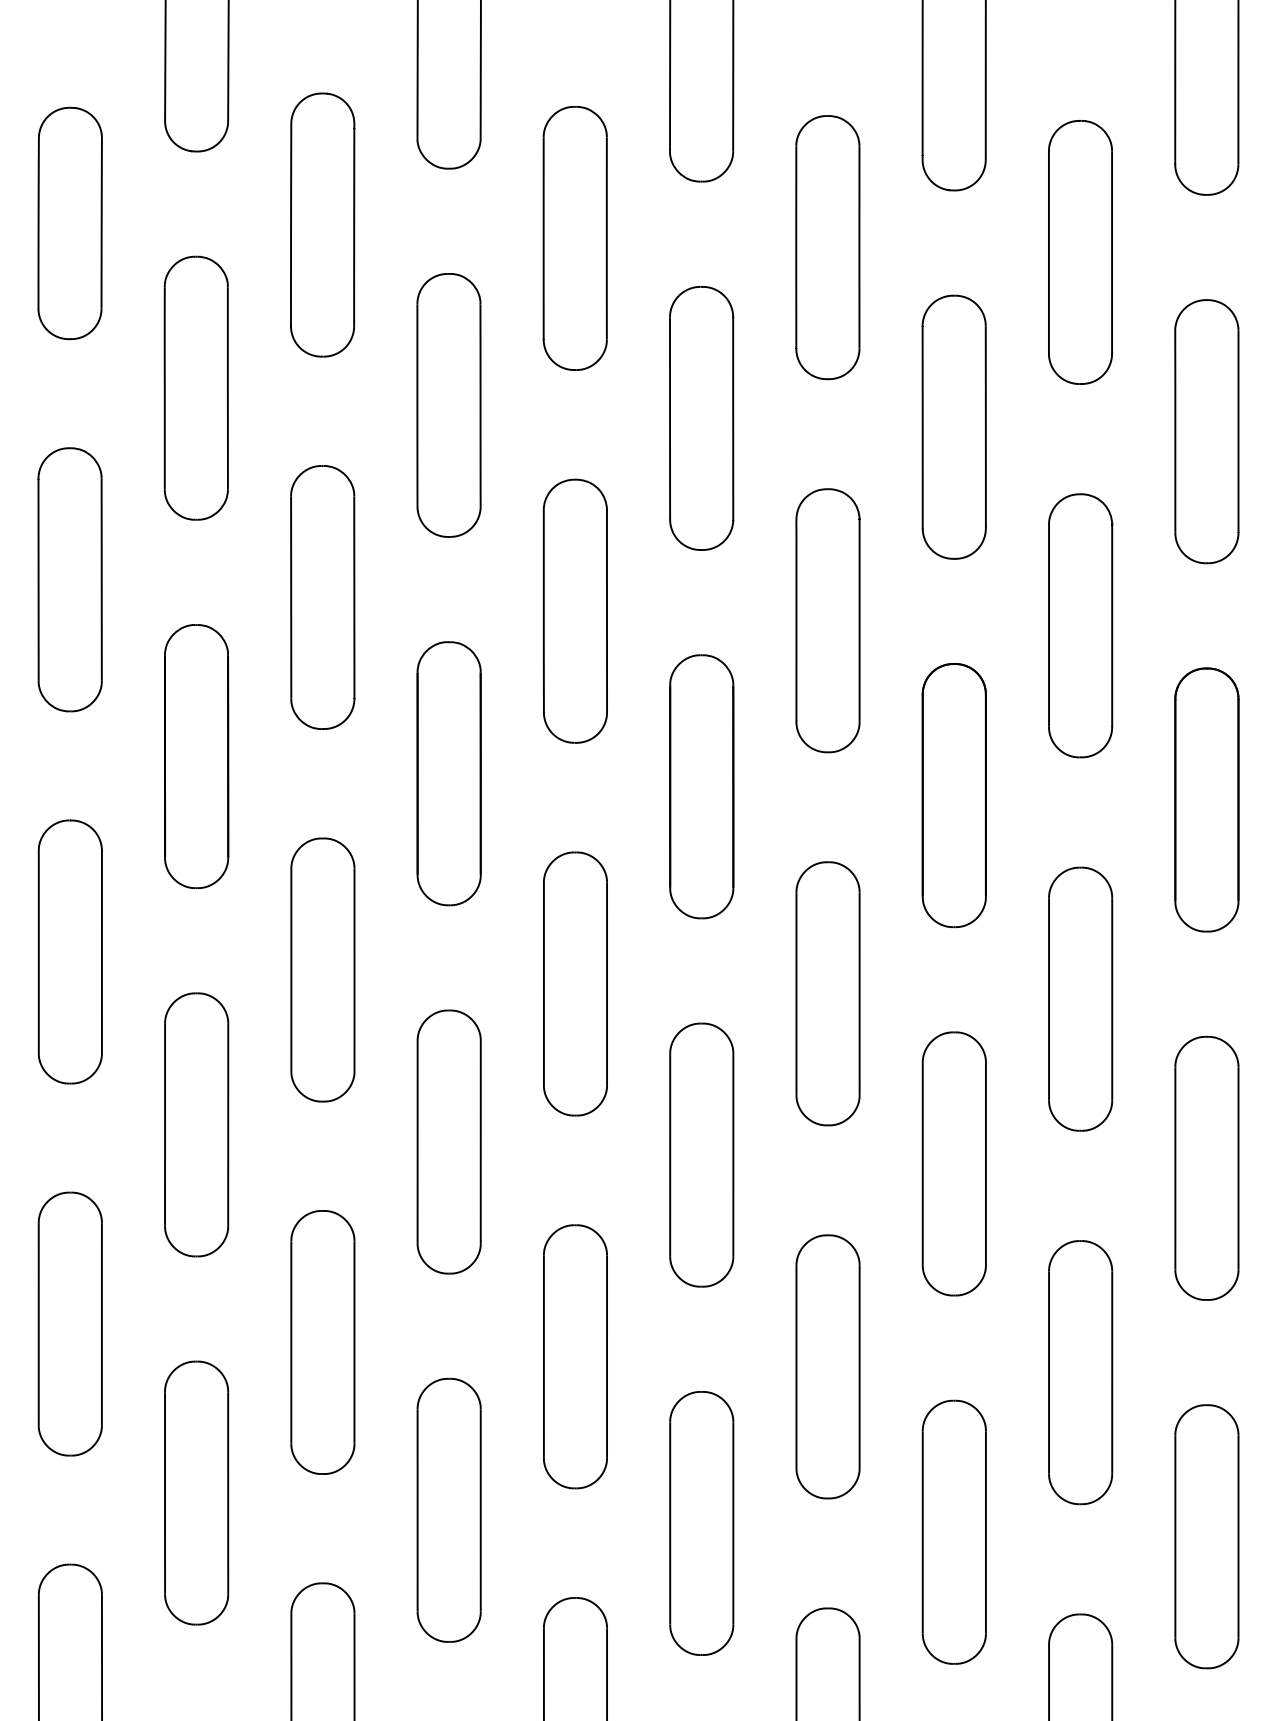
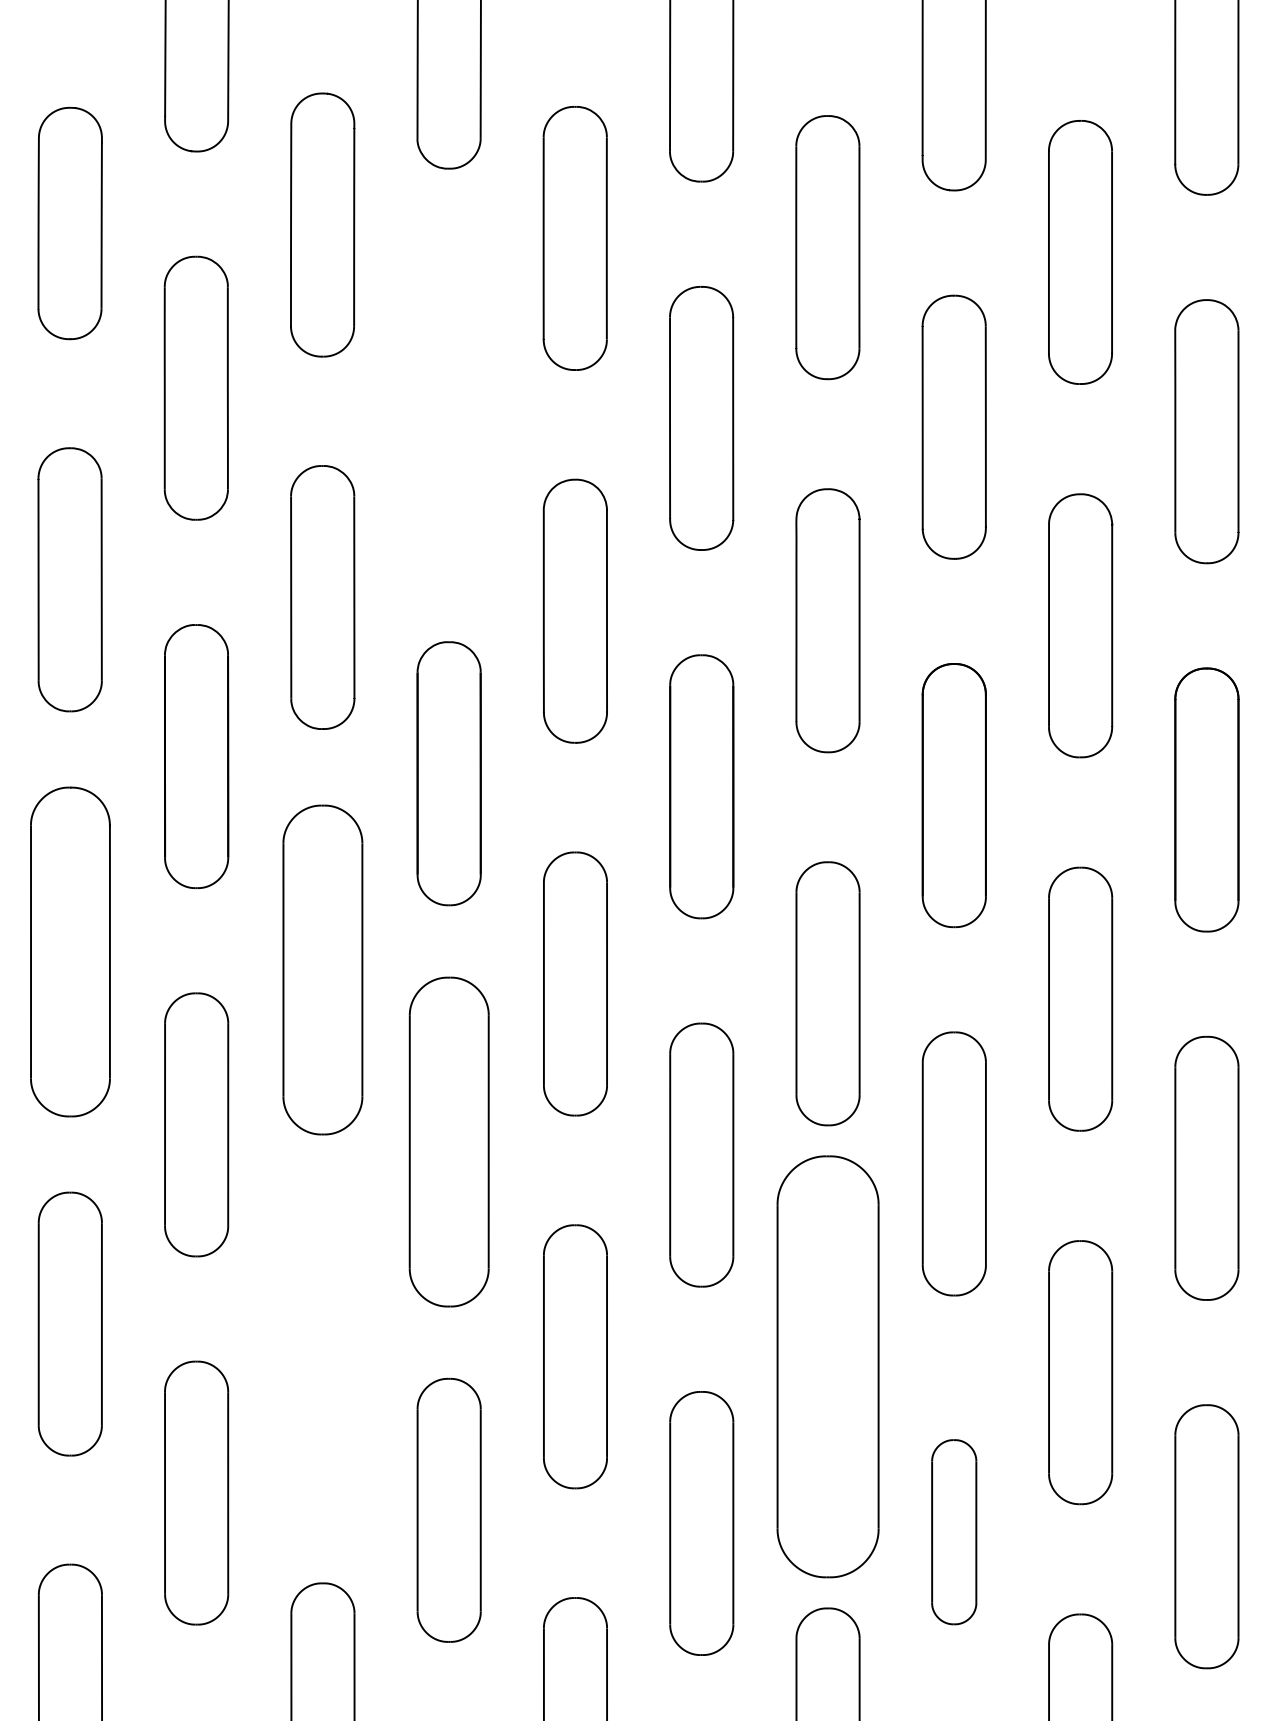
part: present -> none (448, 405)
part size: 66x266 px -> 81x332 px (70, 951)
part size: 66x266 px -> 82x332 px (322, 969)
part size: 66x266 px -> 82x332 px (448, 1141)
part: present -> none (322, 1342)
part size: 66x266 px -> 104x424 px (827, 1366)
part size: 66x266 px -> 47x187 px (954, 1532)
